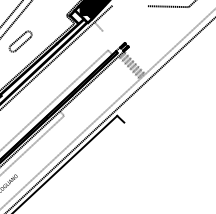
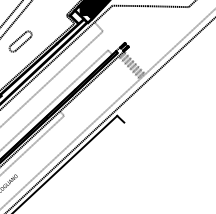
line: none -> present (129, 5)
line: none -> present (52, 78)
